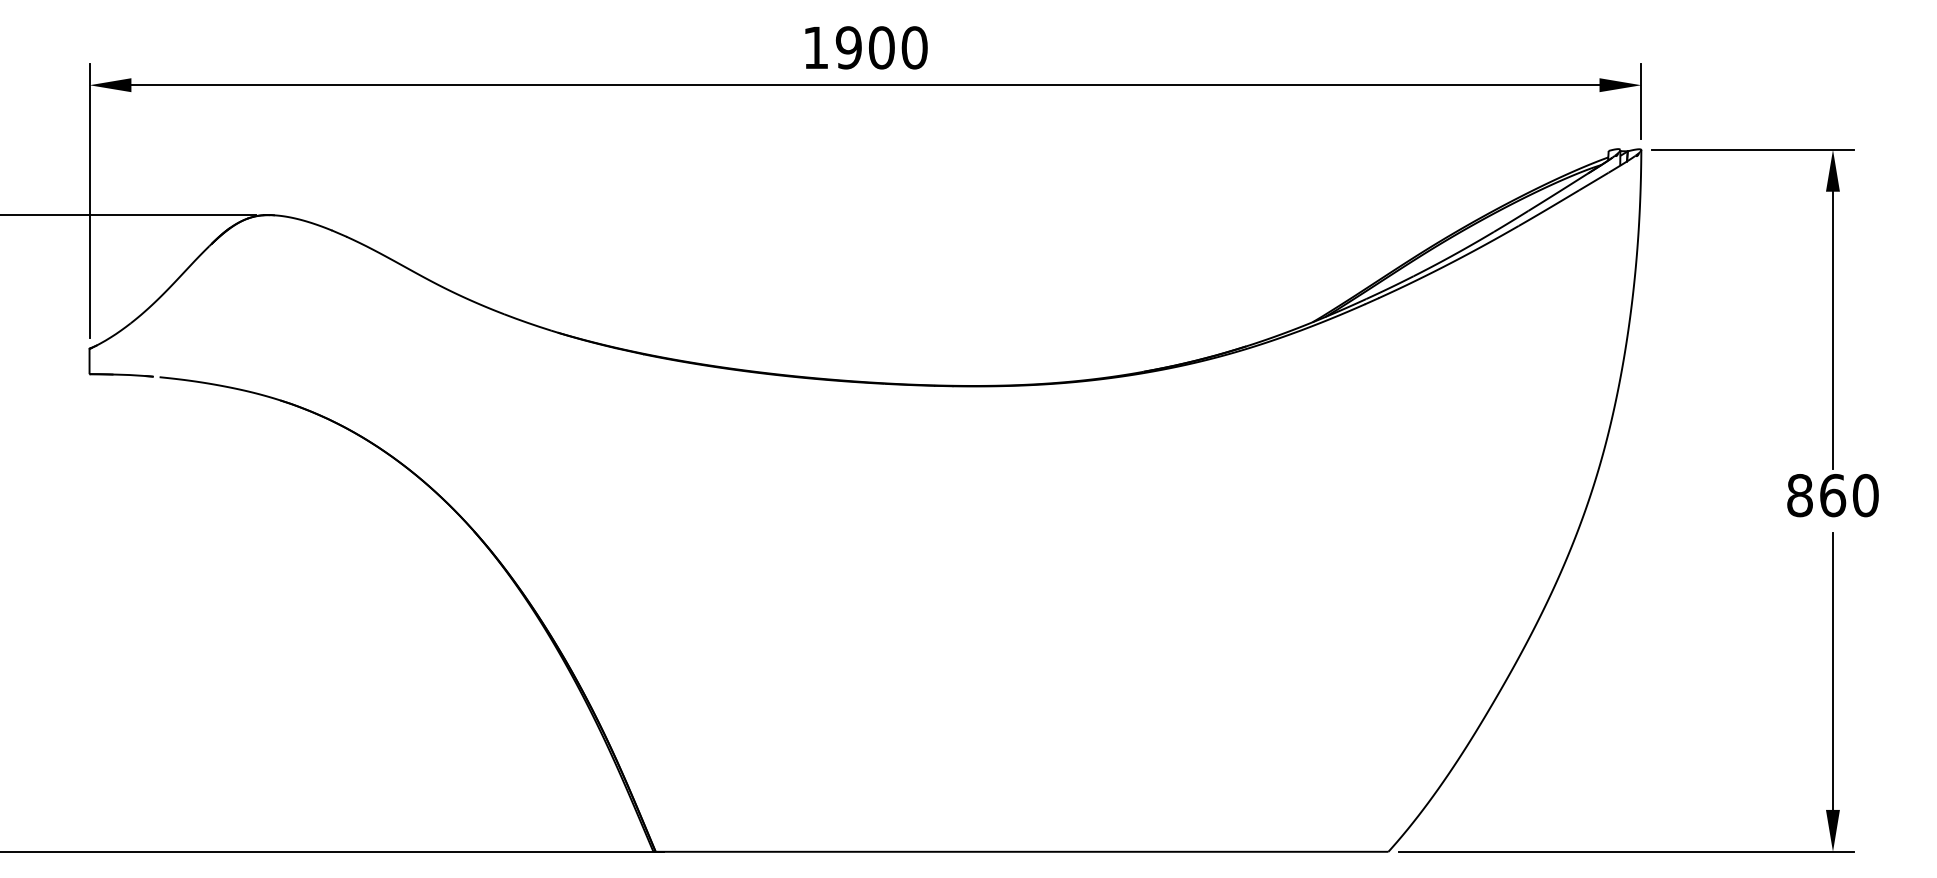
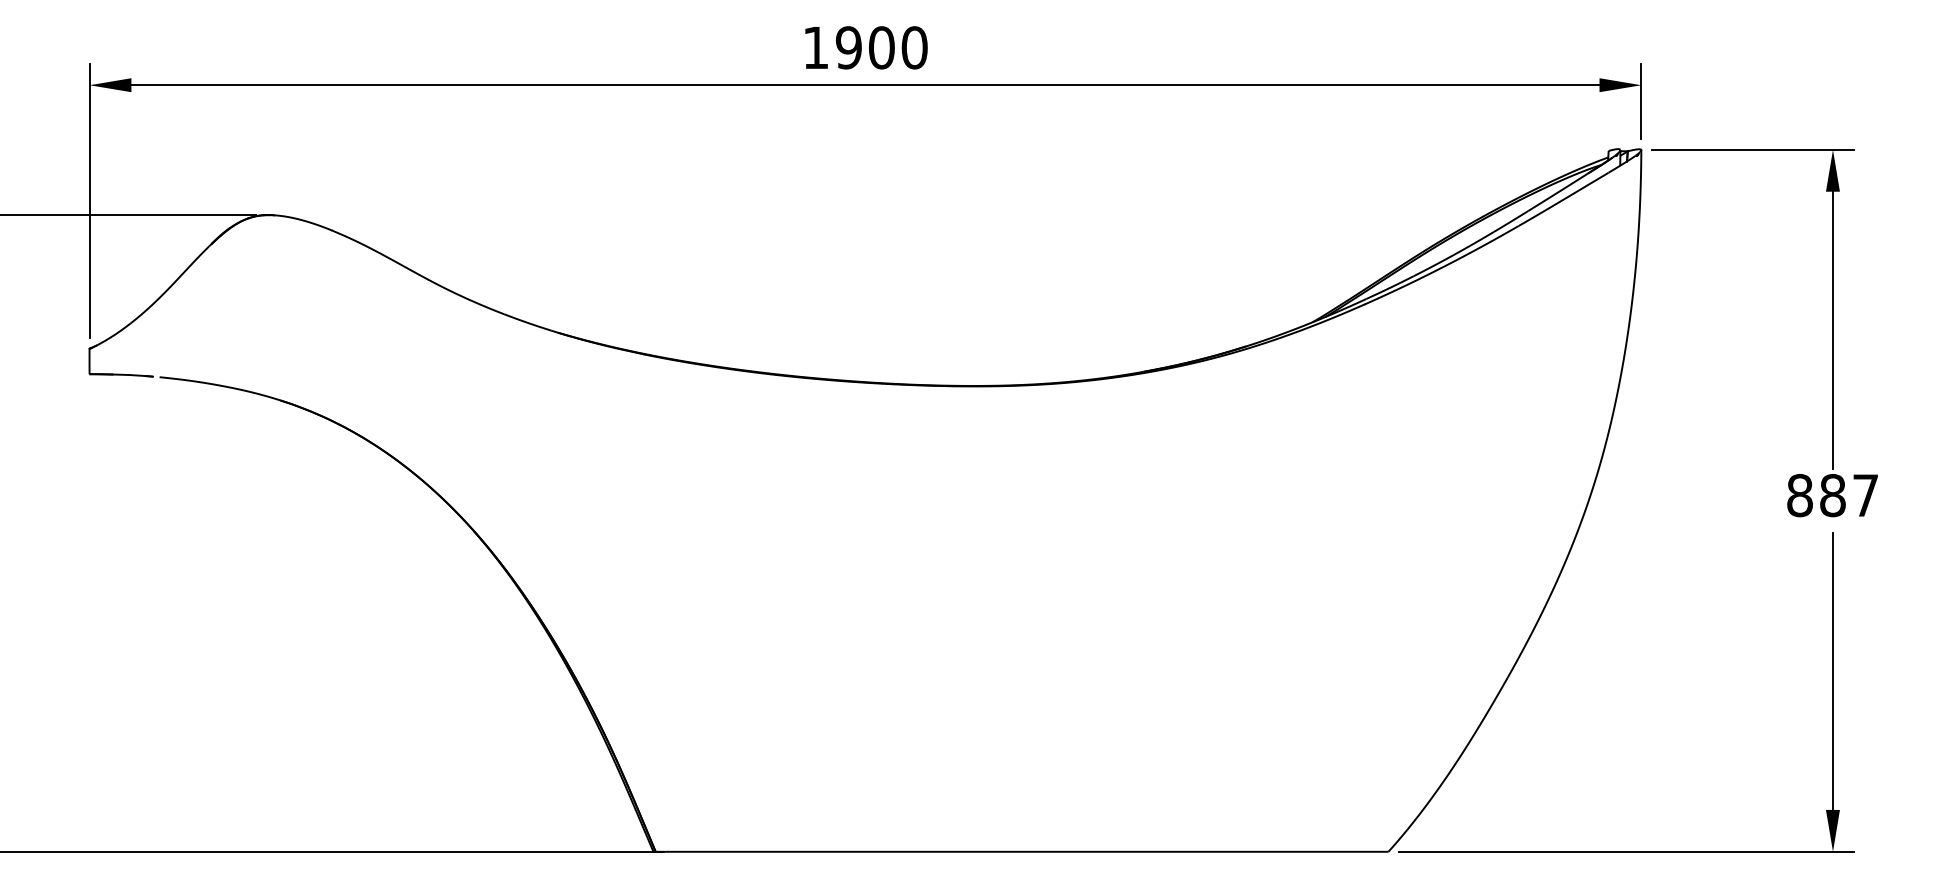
text: 860 -> 887 (1849, 495)
